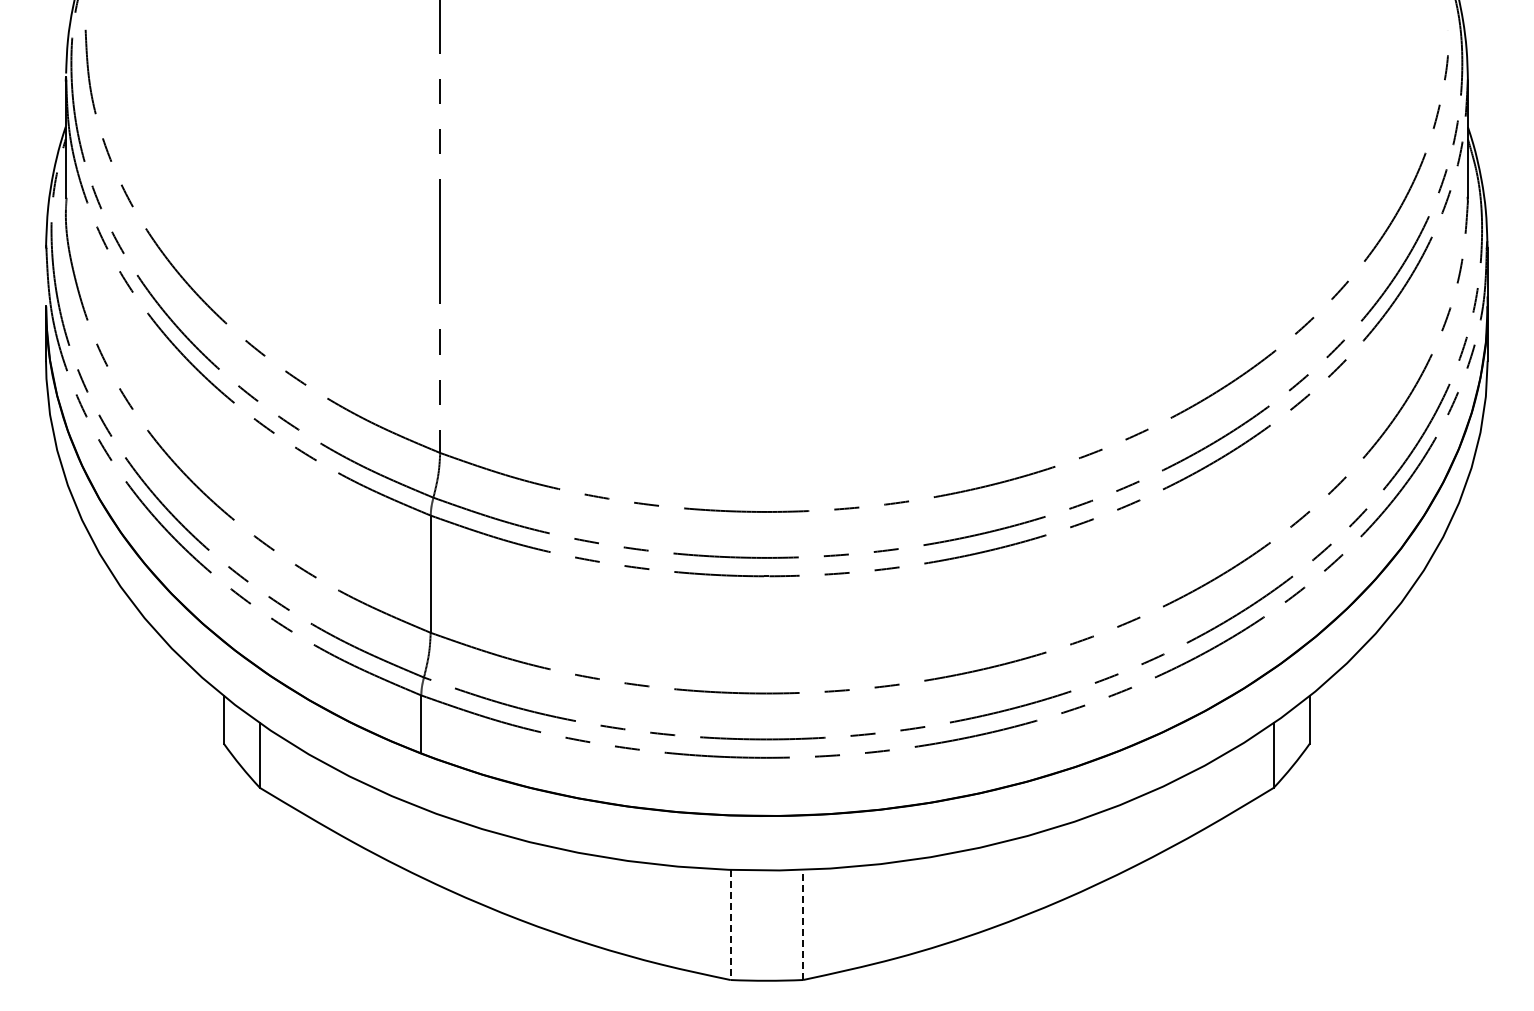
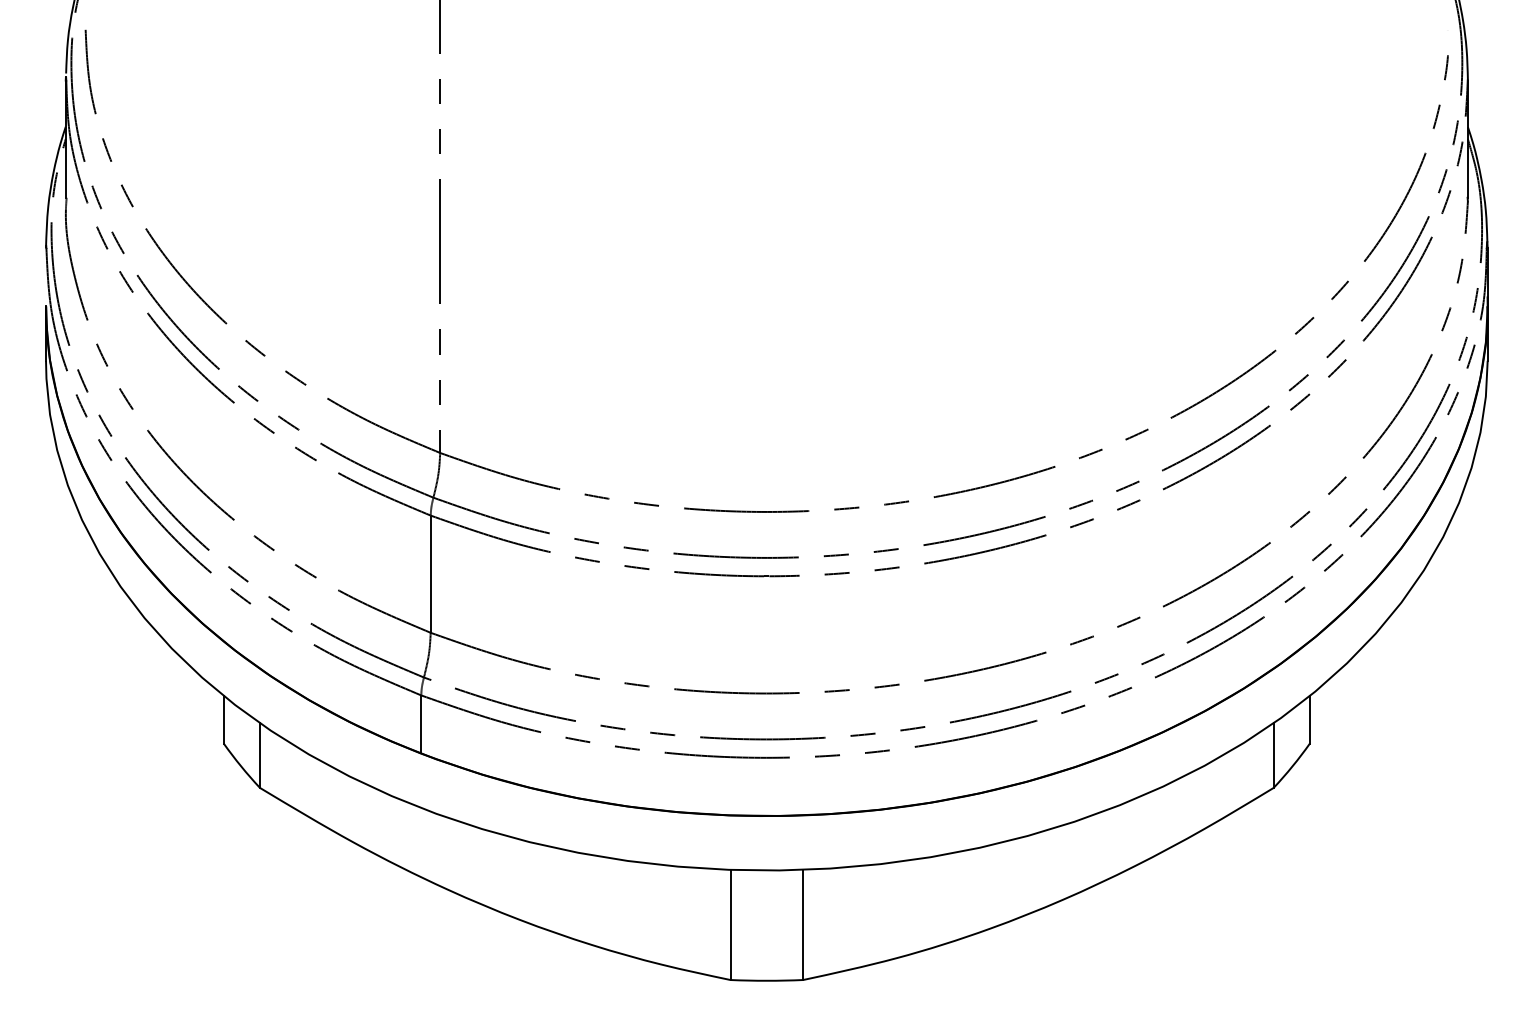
line: dashed -> solid (803, 924)
line: dashed -> solid (730, 925)
